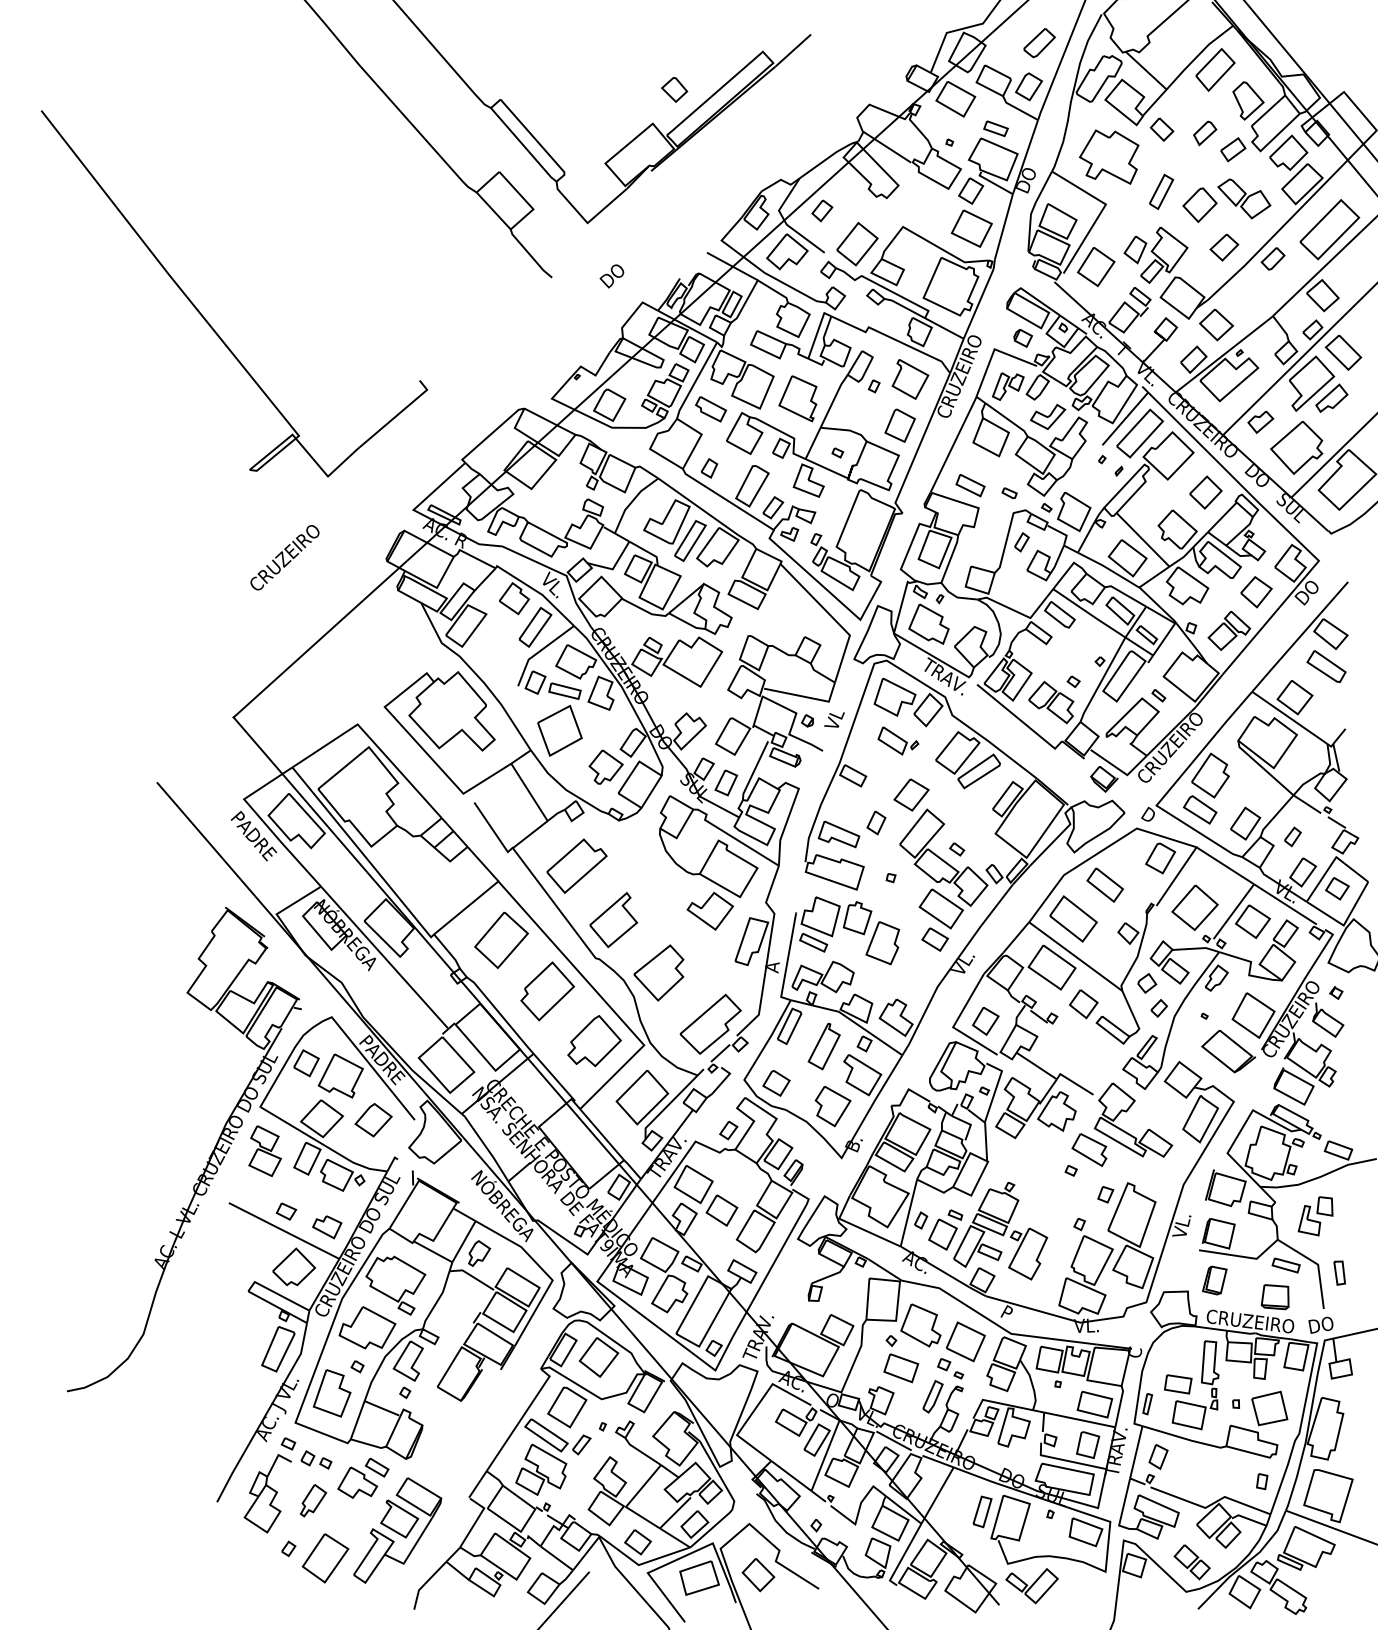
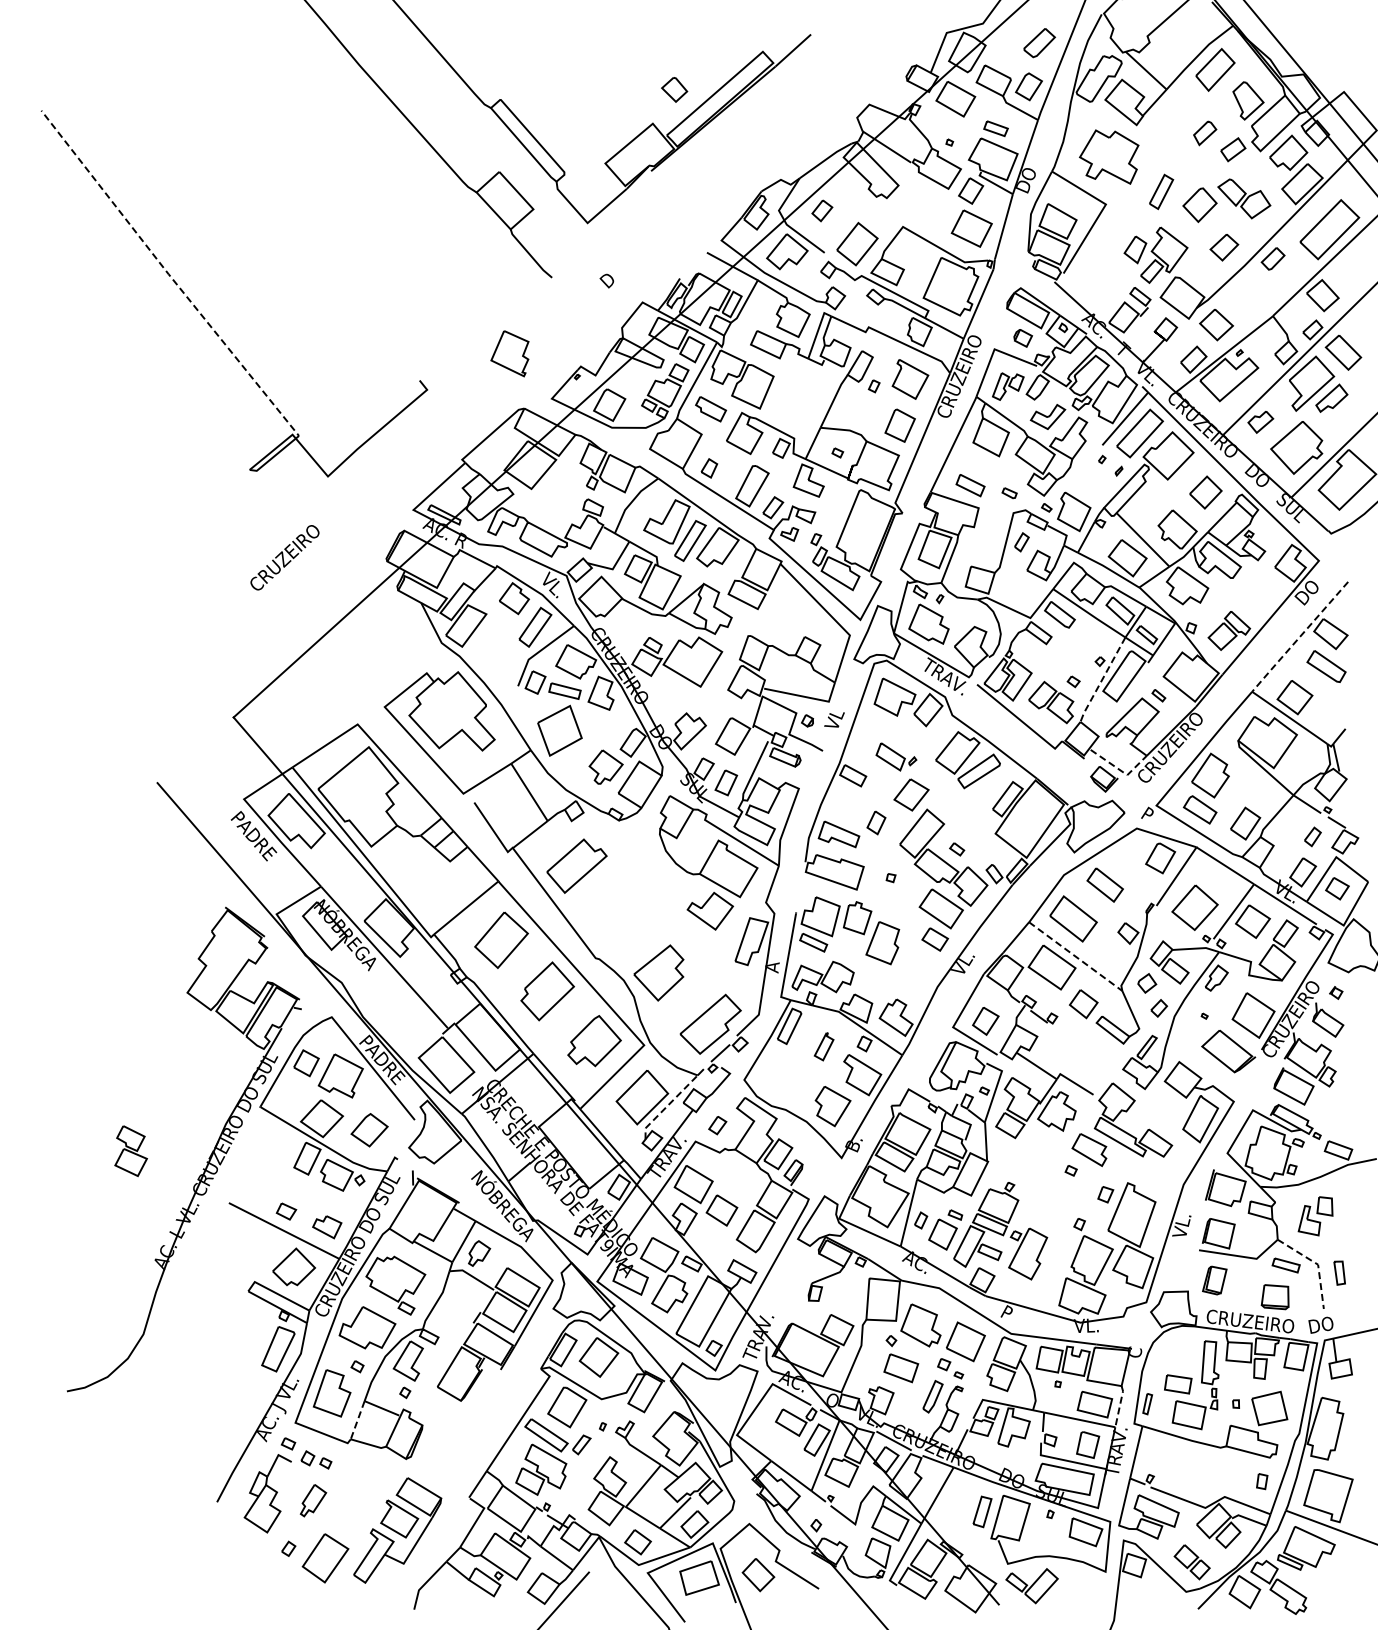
part: present -> none (1161, 129)
part: present -> none (1096, 267)
text: DO -> D (617, 270)
line: solid -> dashed (169, 275)
part position: (797, 398) -> (509, 353) (509, 353)
part: present -> none (1256, 592)
line: solid -> dashed (1299, 637)
line: solid -> dashed (1102, 680)
part position: (898, 740) -> (896, 756) (896, 756)
line: solid -> dashed (1120, 770)
text: D -> P (1148, 815)
part position: (1292, 836) -> (1312, 836) (1312, 836)
part: present -> none (613, 920)
line: solid -> dashed (1075, 956)
part size: 34x48 px -> 22x30 px (823, 1046)
part: present -> none (776, 1083)
line: solid -> dashed (667, 1106)
part position: (373, 1120) -> (369, 1130) (369, 1130)
part position: (728, 1130) -> (717, 1125) (717, 1125)
part position: (264, 1151) -> (130, 1151) (130, 1151)
line: solid -> dashed (1317, 1264)
line: solid -> dashed (1119, 1405)
line: solid -> dashed (357, 1420)
part: present -> none (1158, 1456)
part: present -> none (363, 1477)
